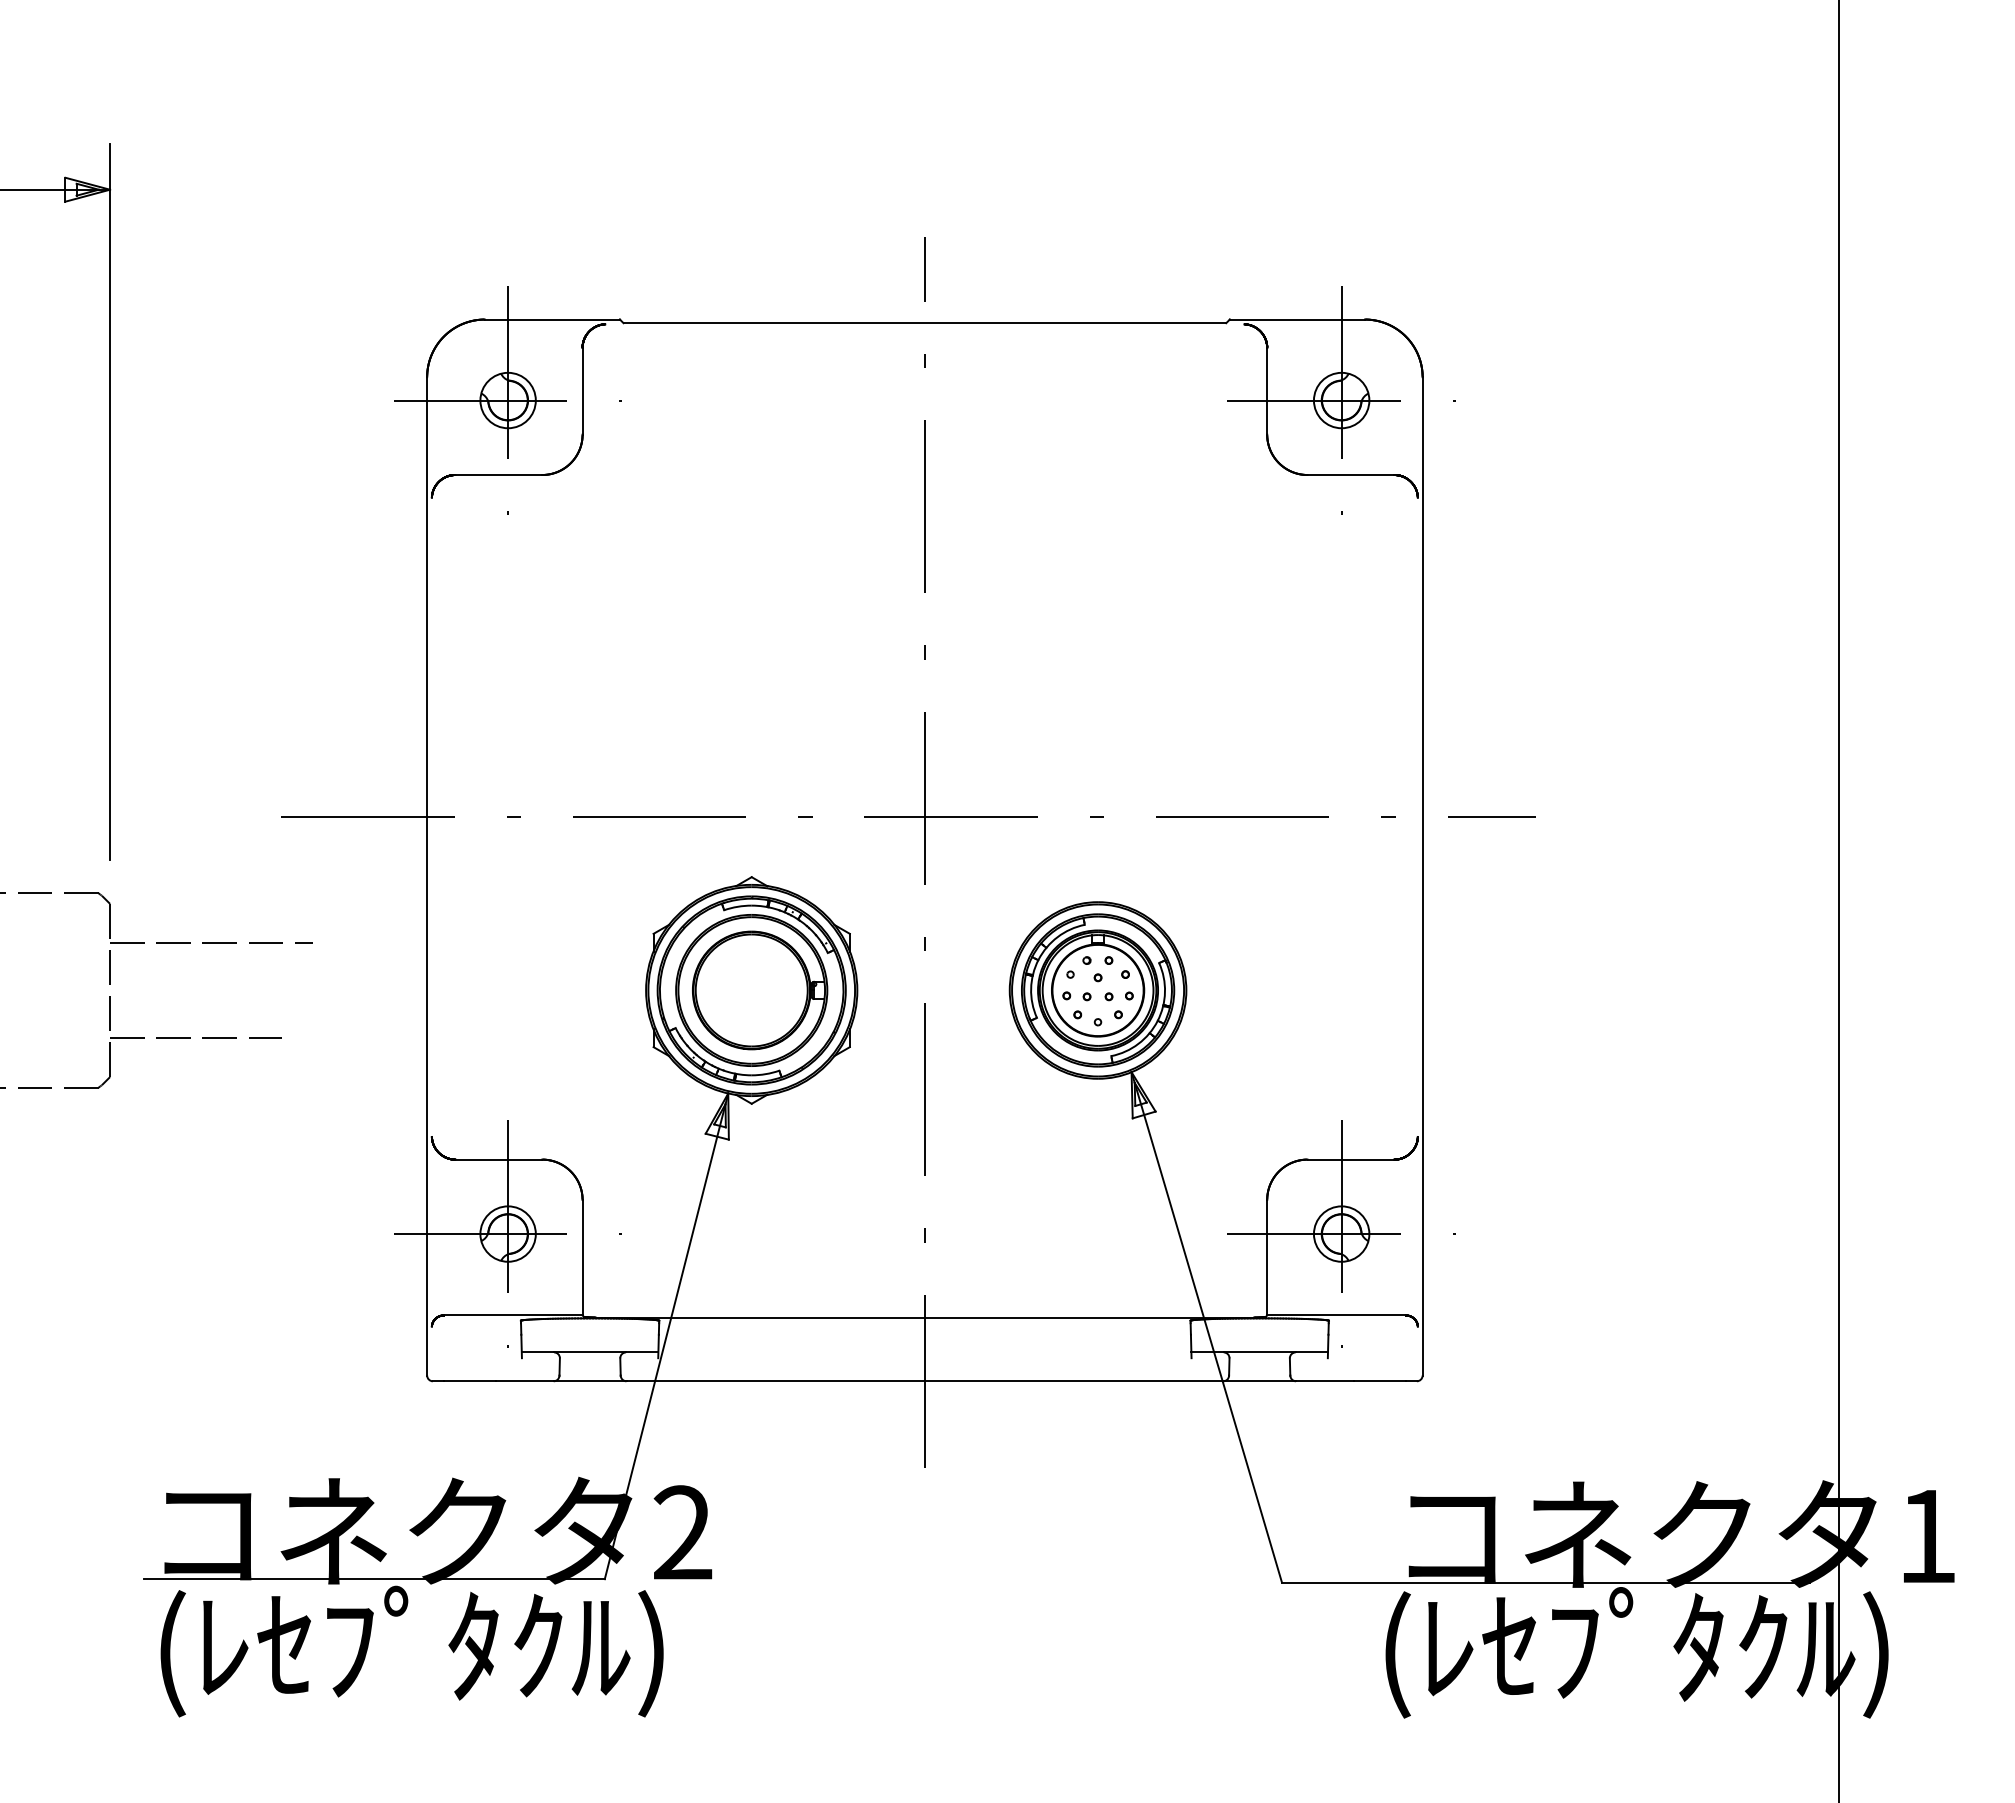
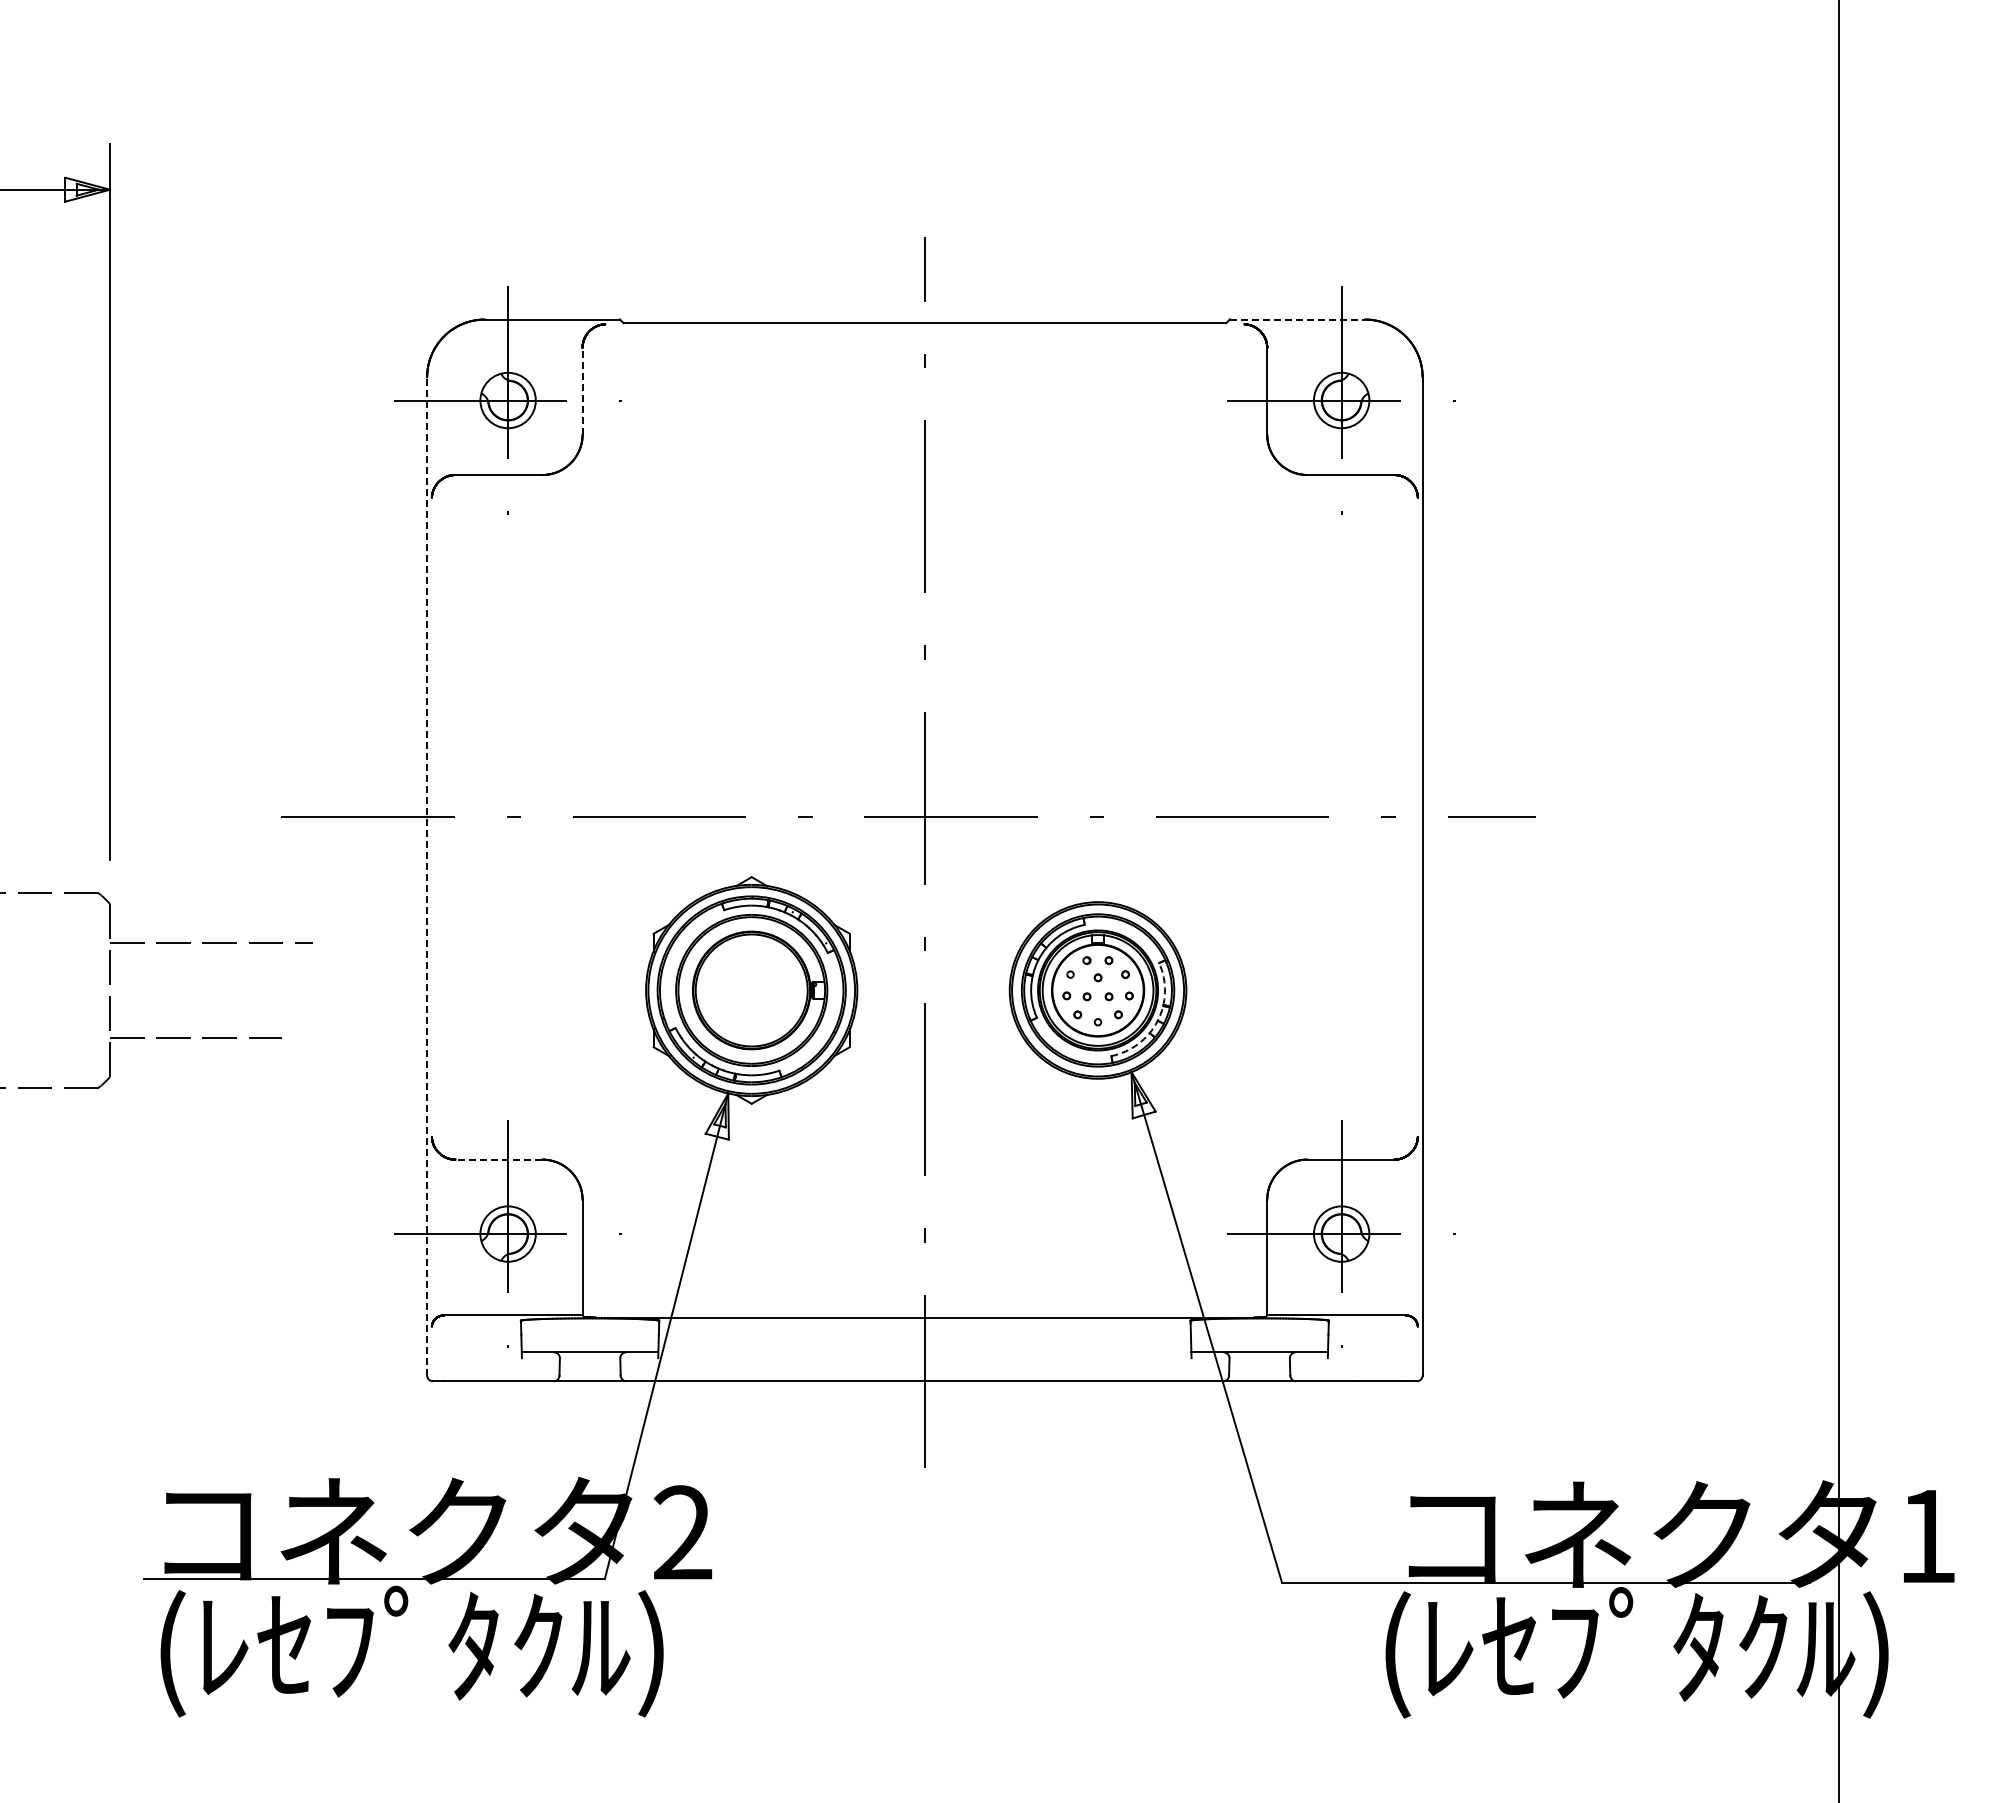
line: solid -> dashed (1297, 319)
line: solid -> dashed (582, 390)
line: solid -> dashed (427, 875)
arc: solid -> dashed (1157, 1021)
line: solid -> dashed (498, 1159)
